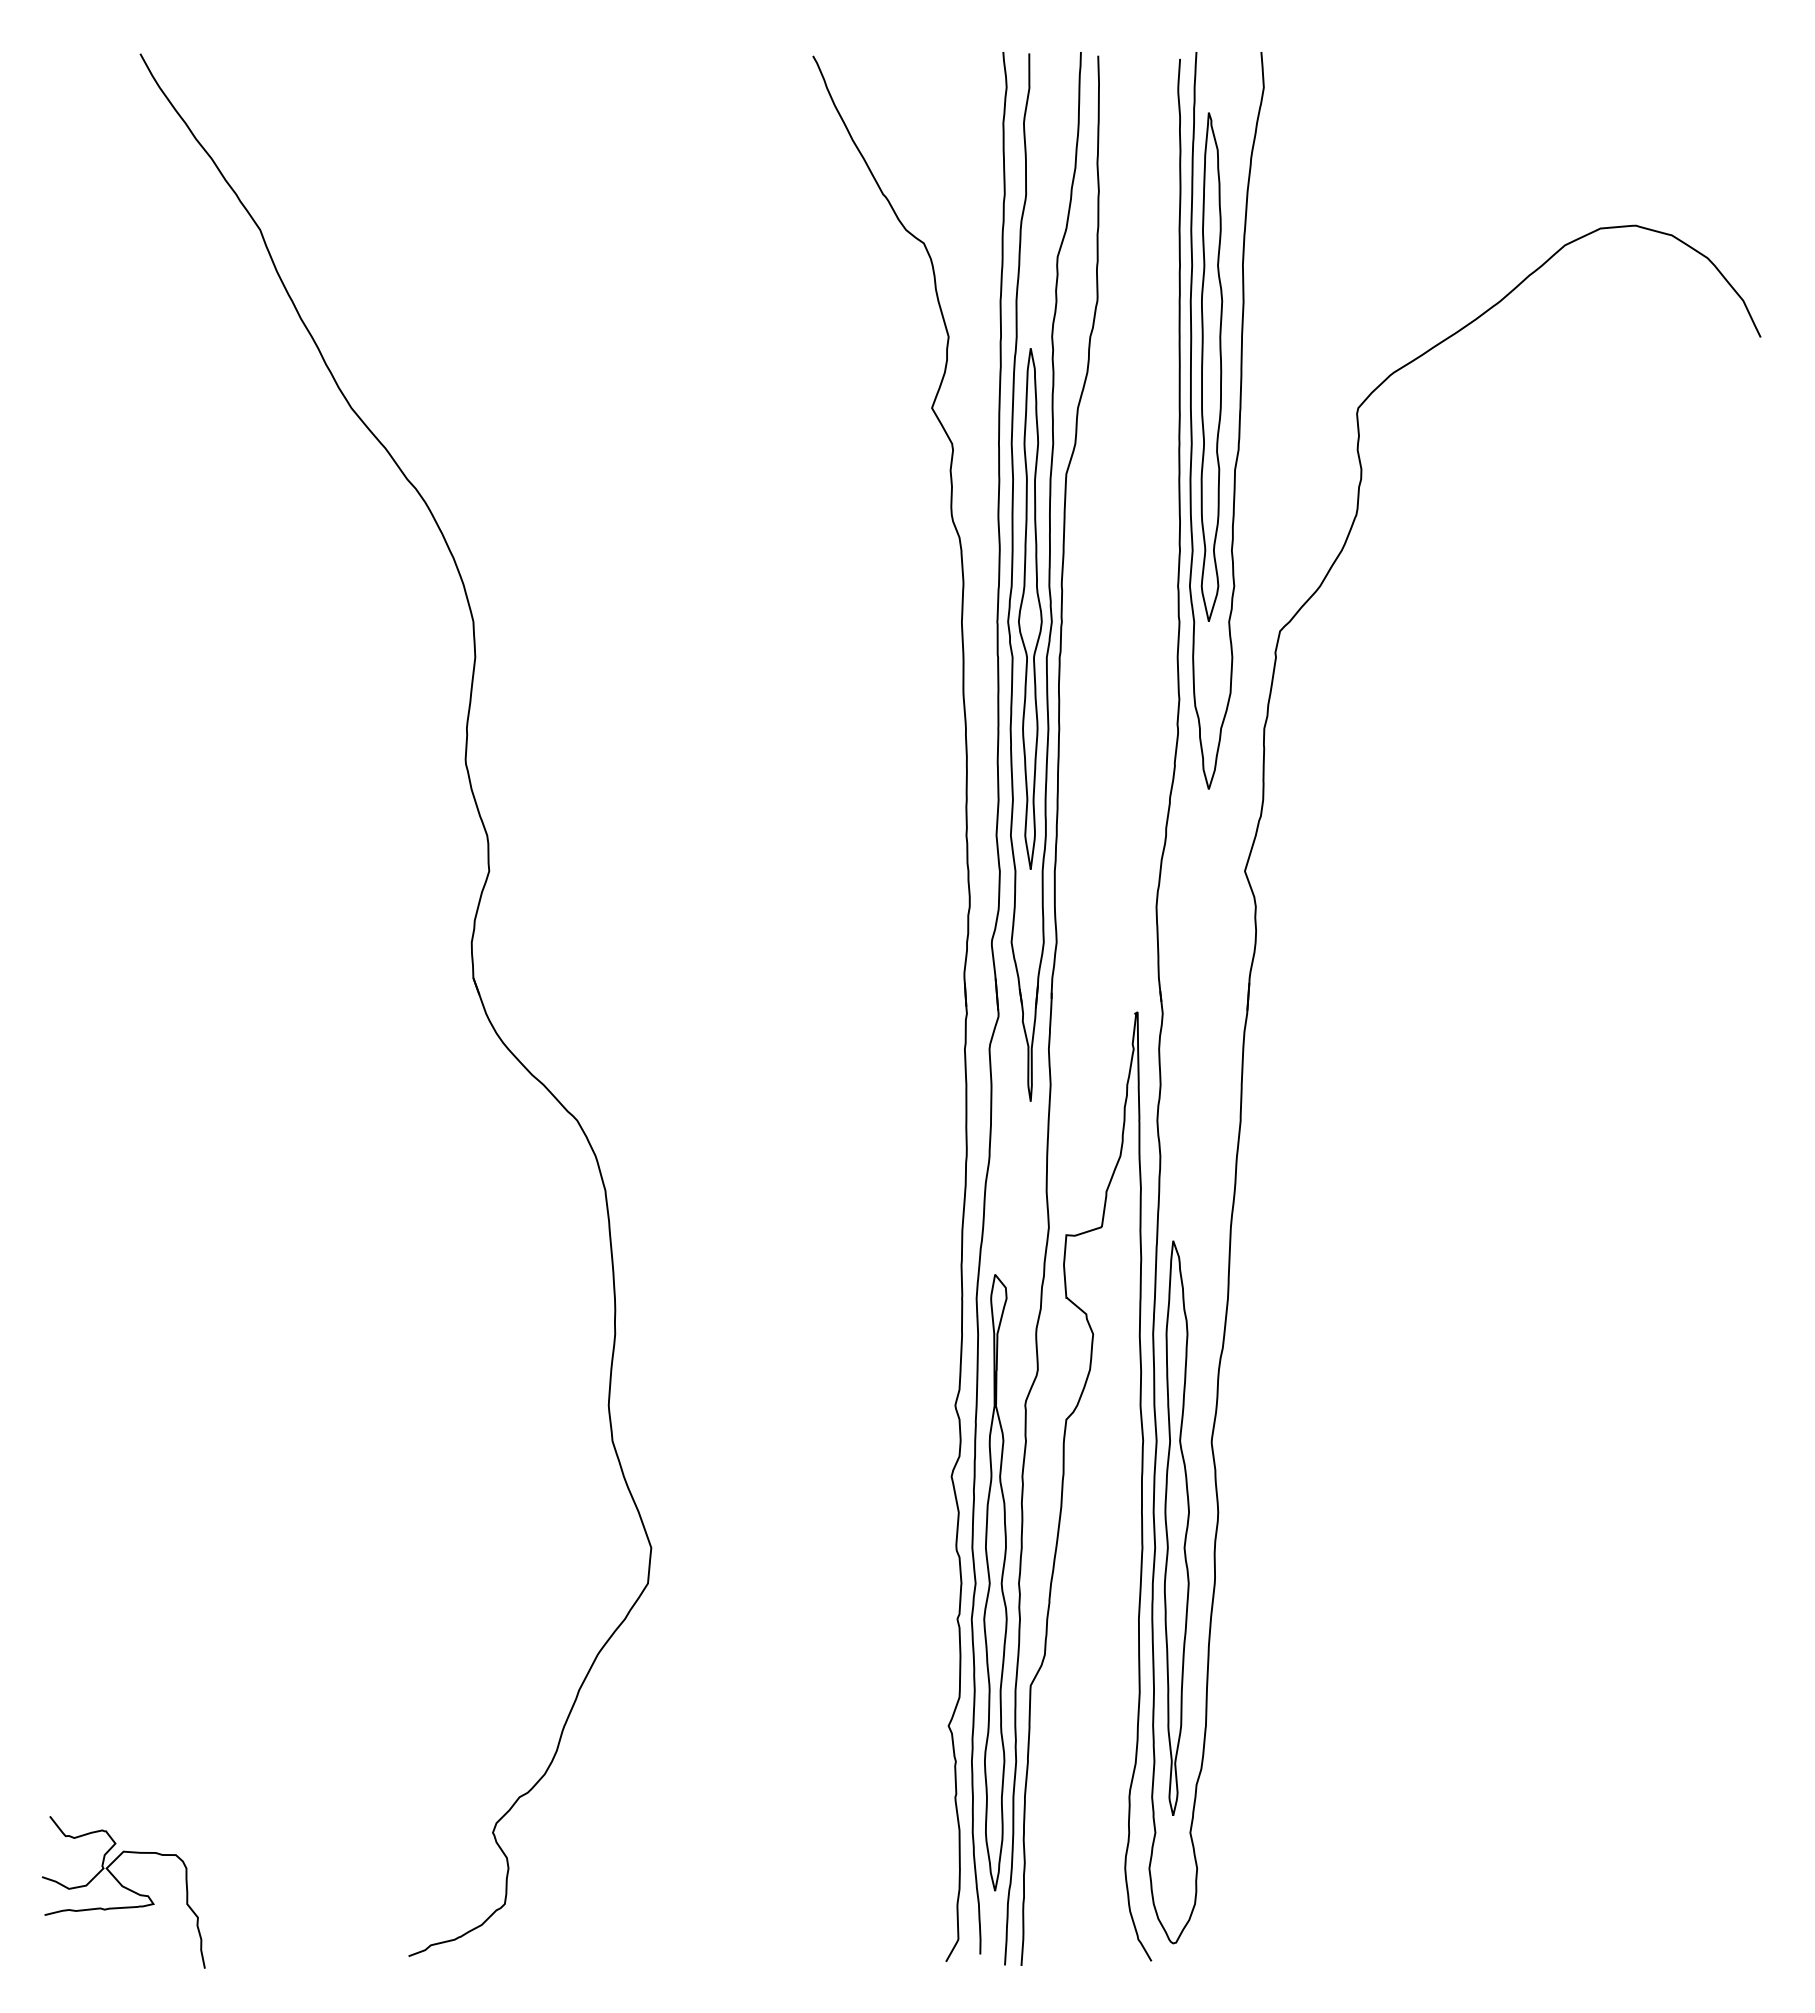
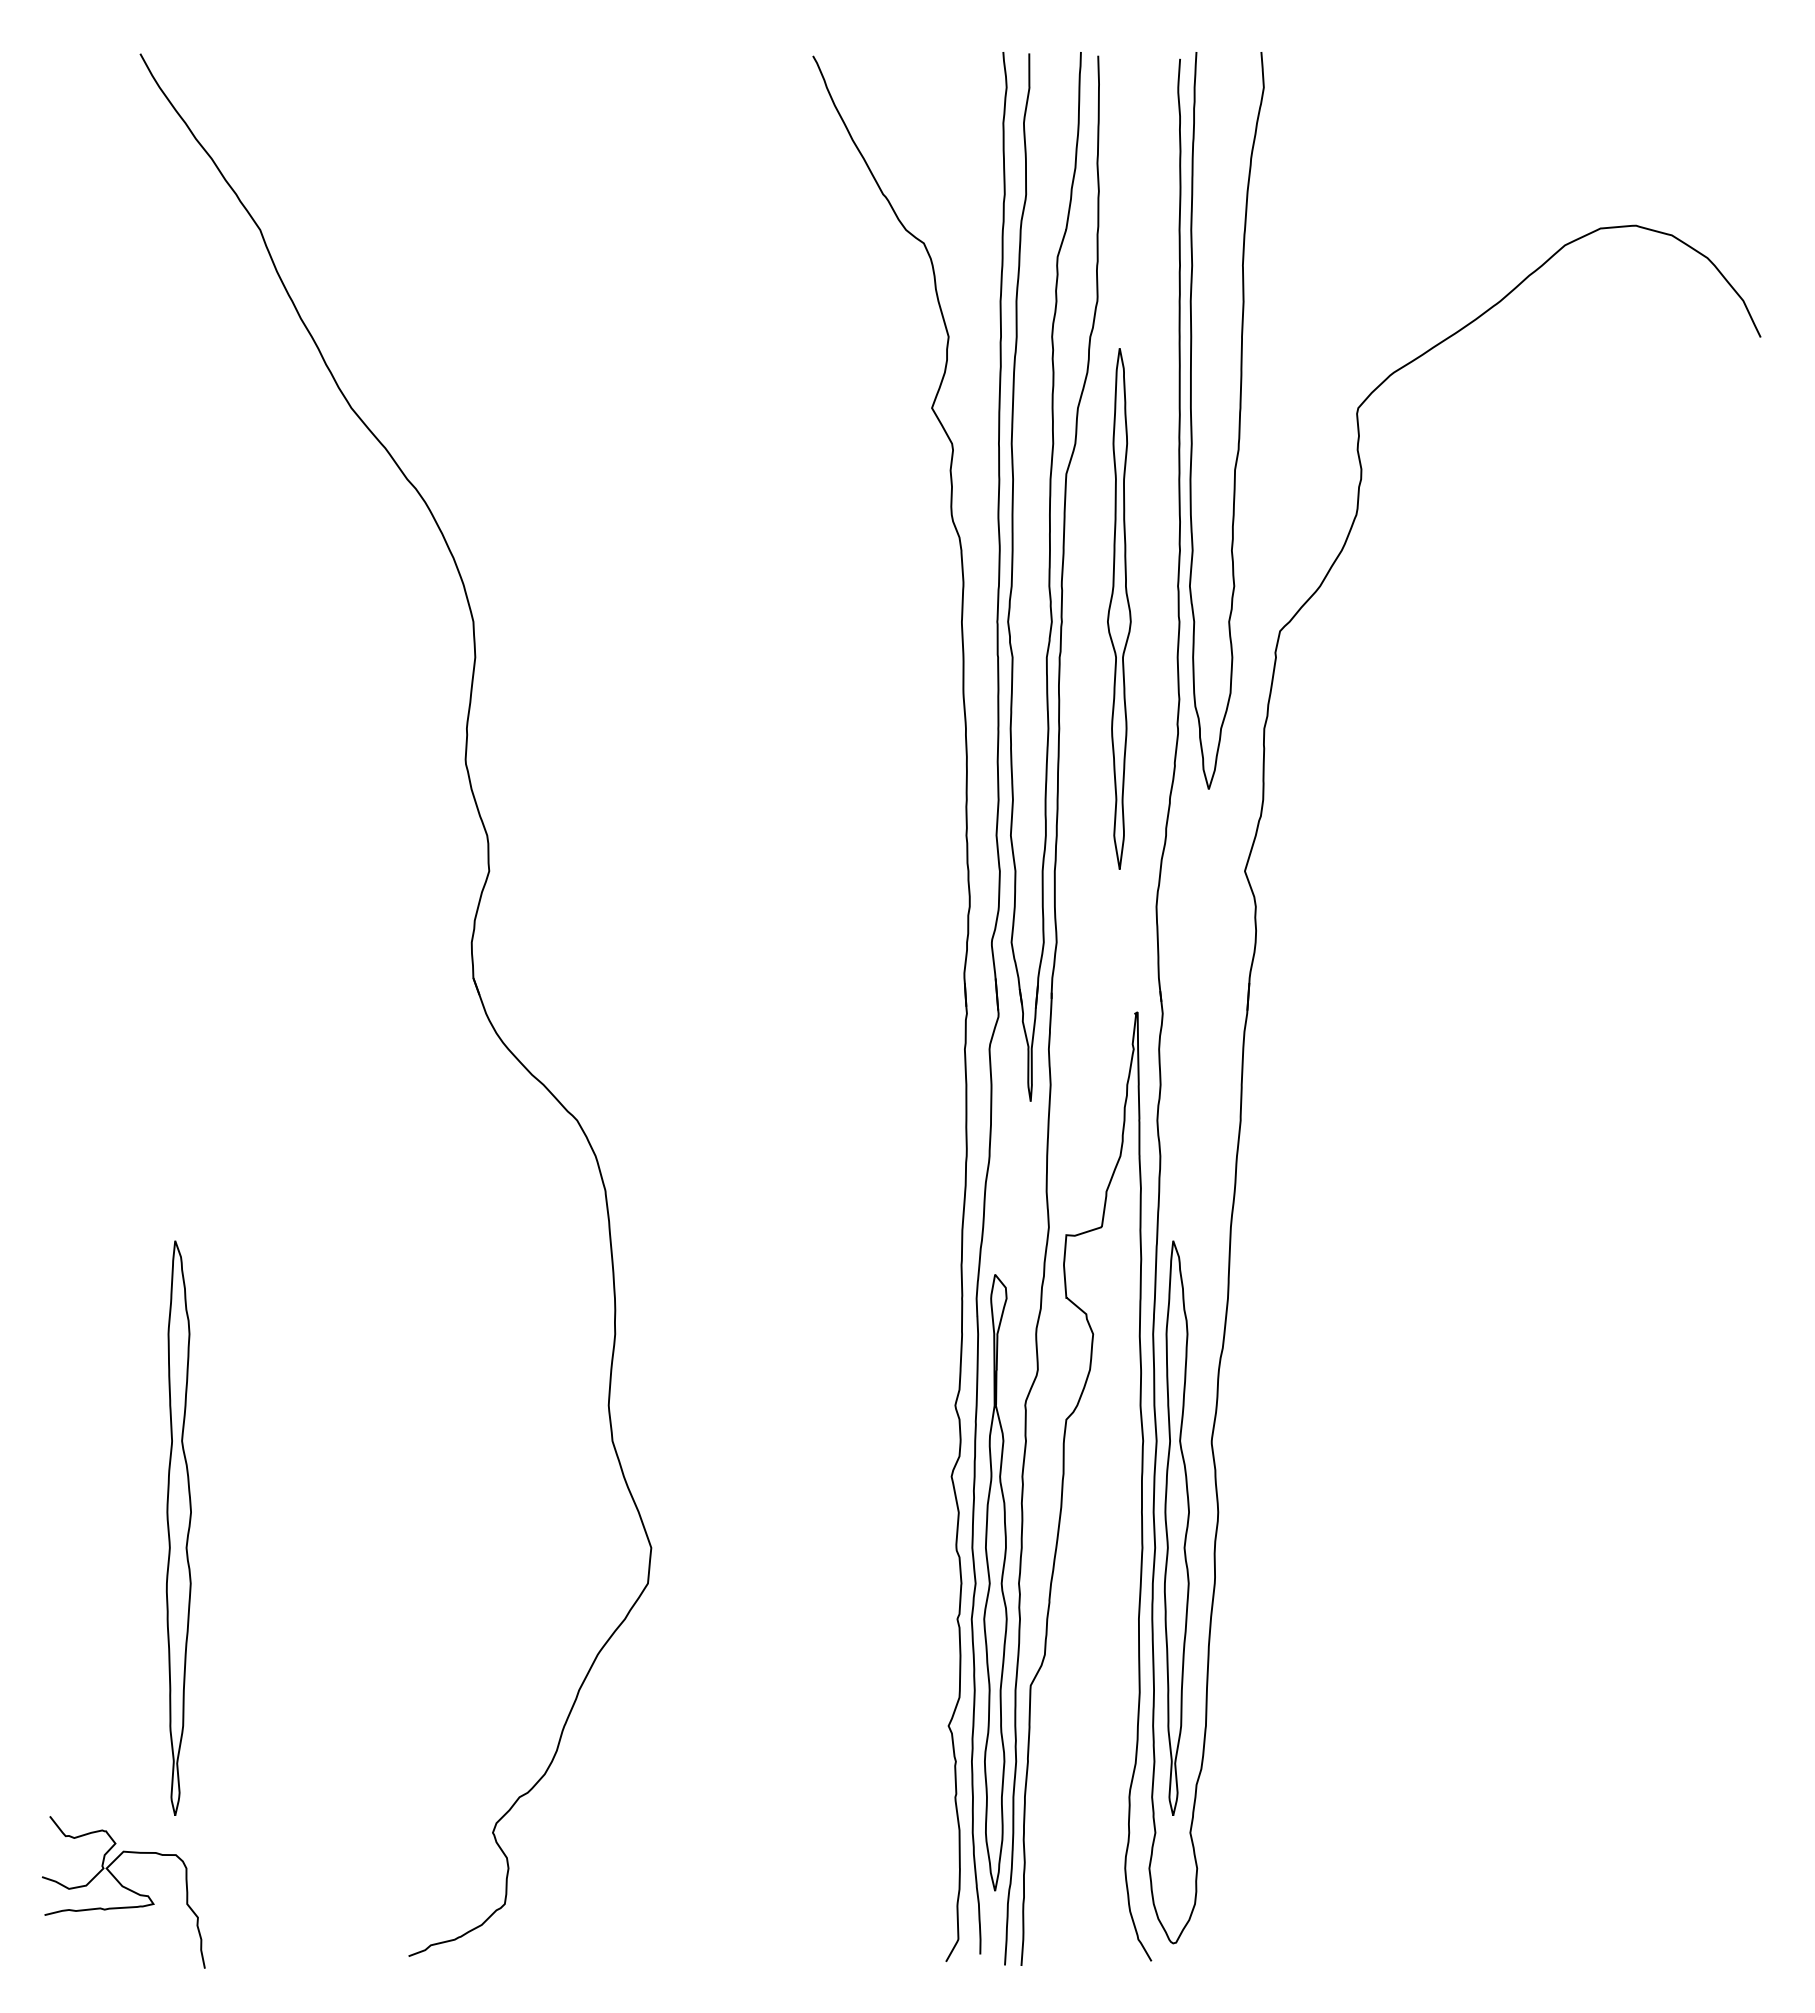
part: present -> none (1211, 366)
part position: (1030, 608) -> (1119, 608) (1119, 608)
part: none -> present (178, 1527)
